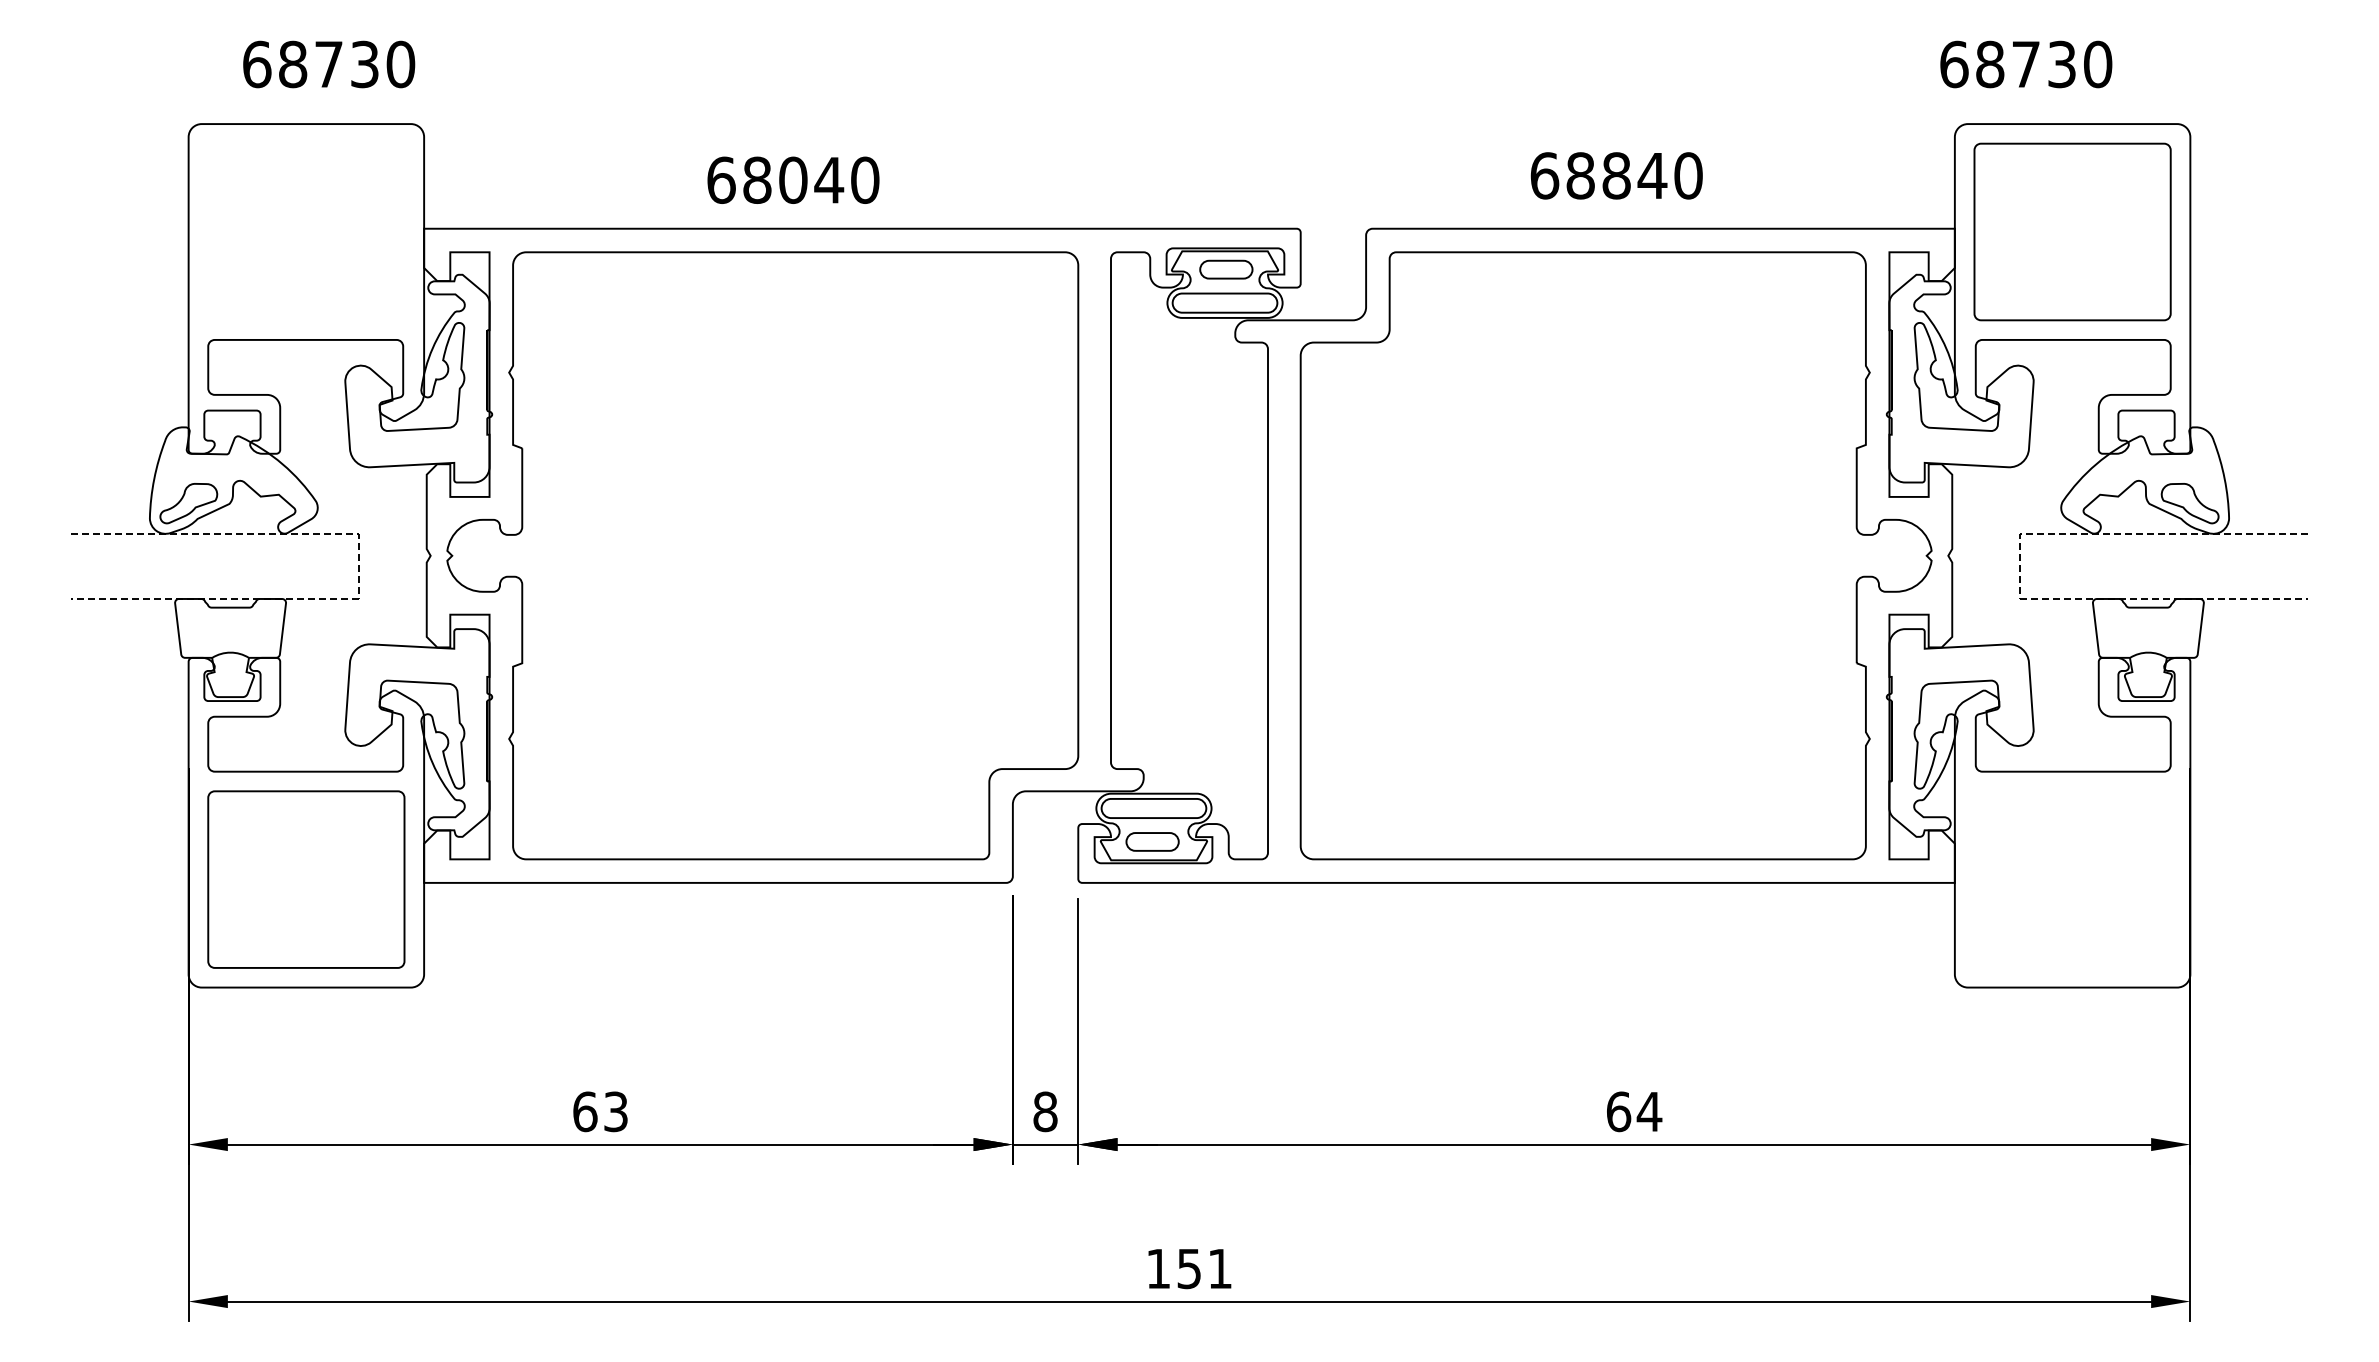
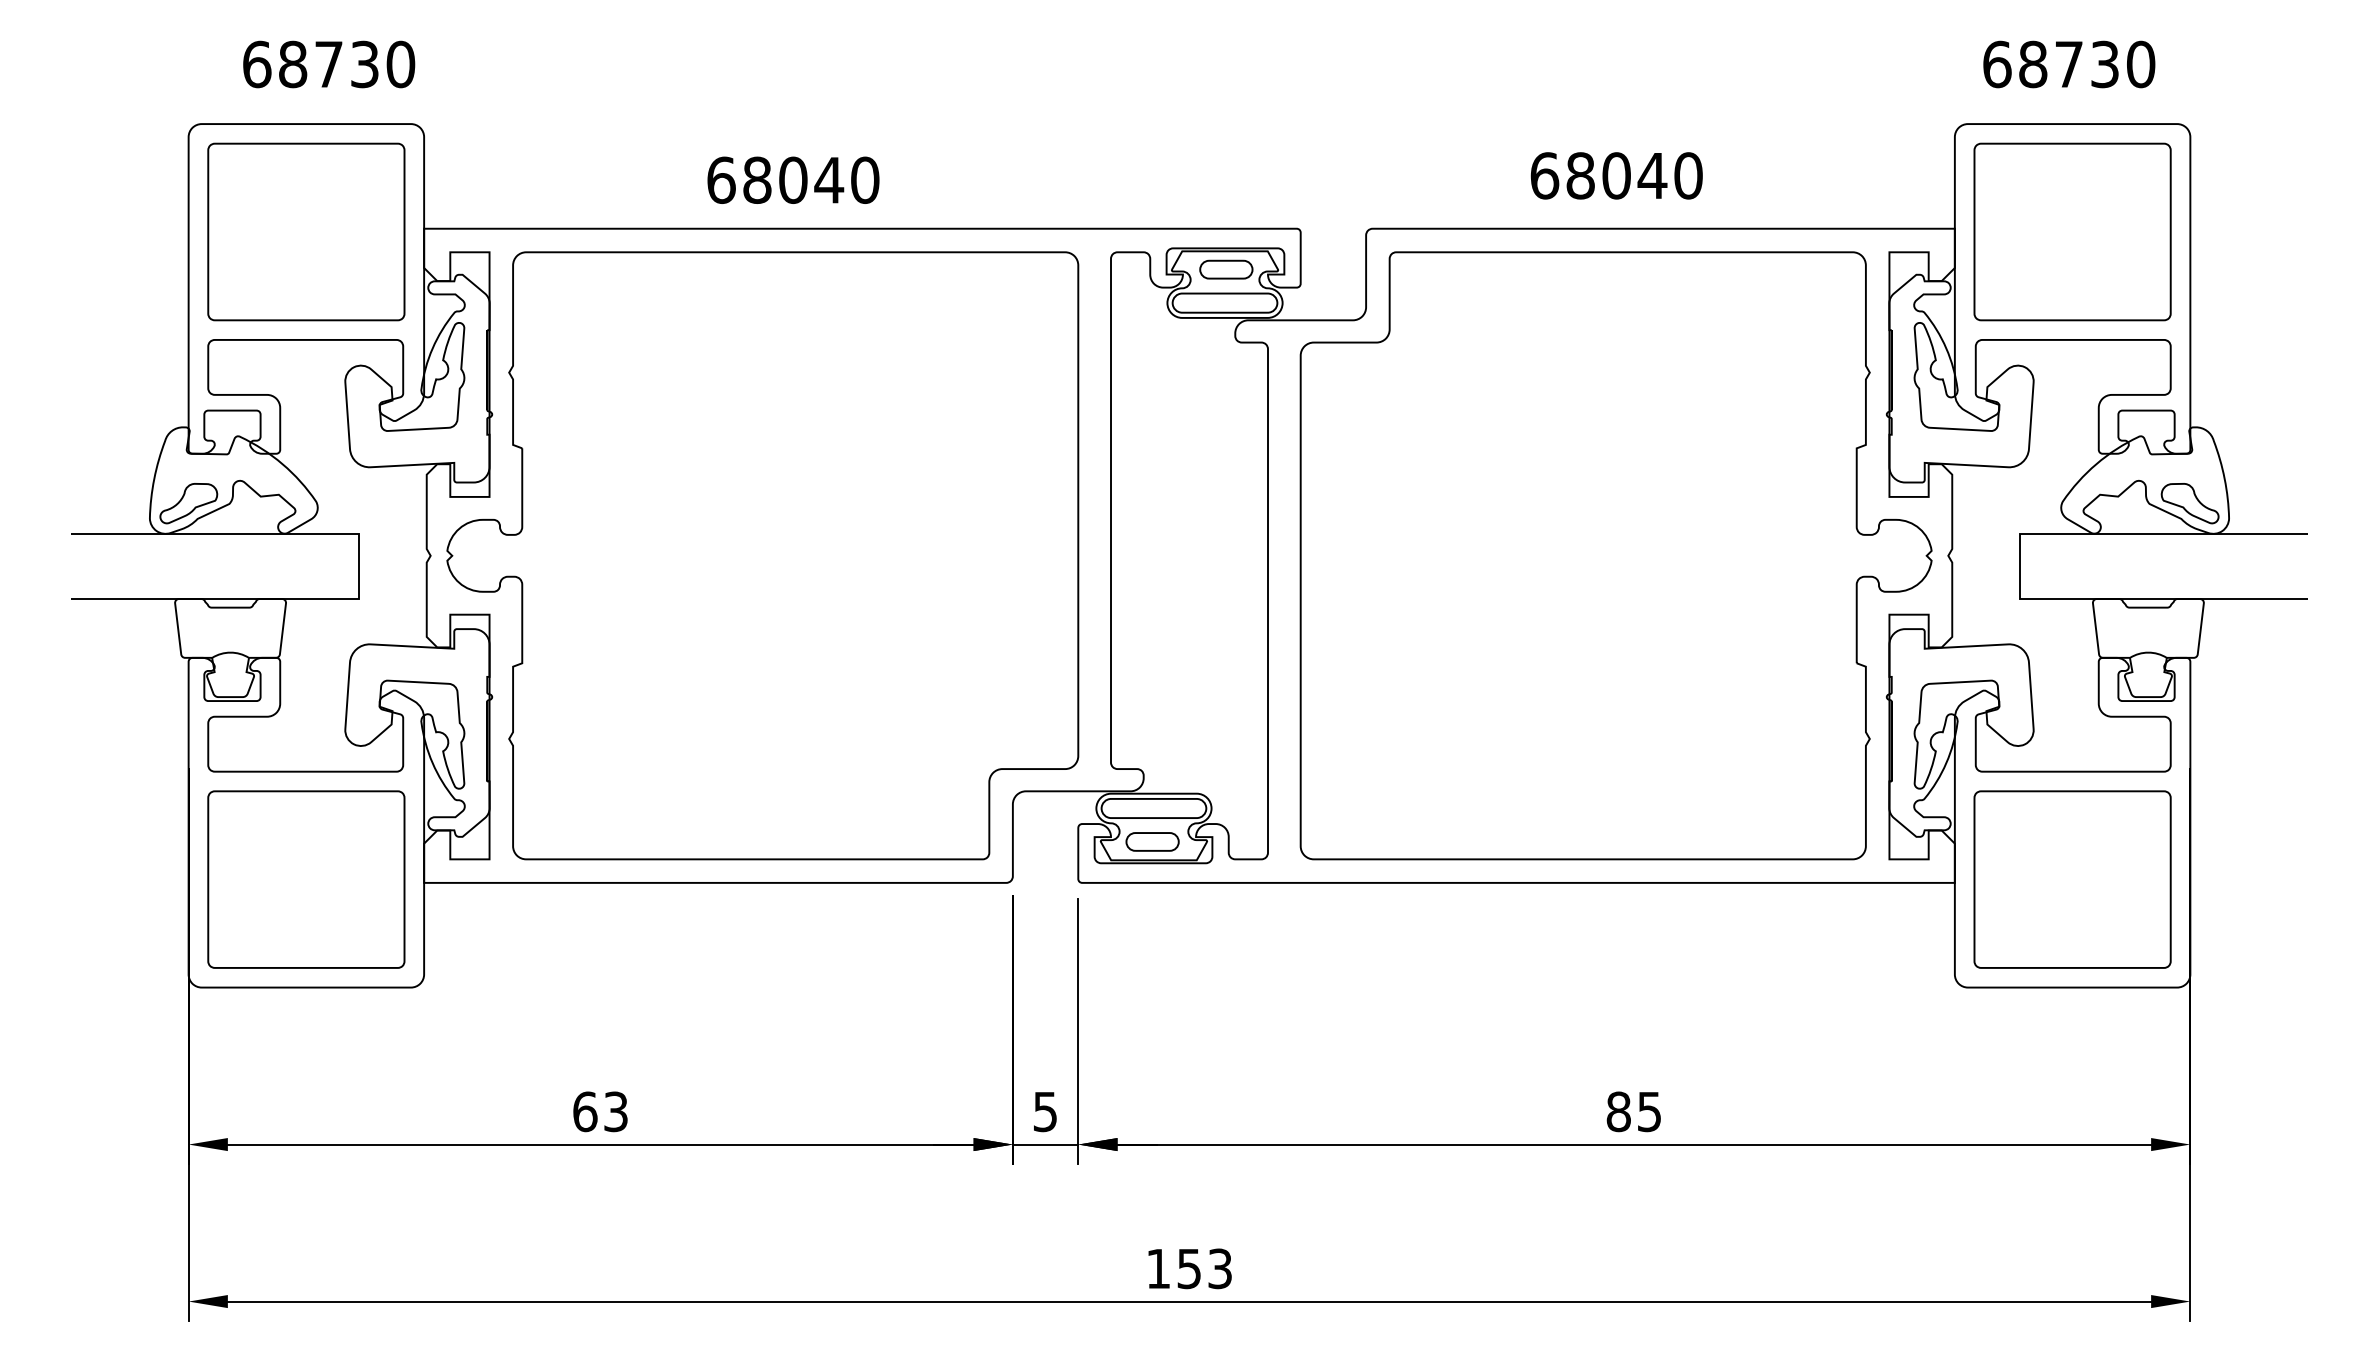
text position: (2026, 64) -> (2069, 64) (2069, 64)
text: 68840 -> 68040 (1616, 175)
part: none -> present (306, 231)
line: dashed -> solid (358, 566)
line: dashed -> solid (2020, 566)
part: none -> present (2072, 879)
text: 8 -> 5 (1045, 1111)
text: 64 -> 85 (1634, 1111)
text: 151 -> 153 (1219, 1268)
